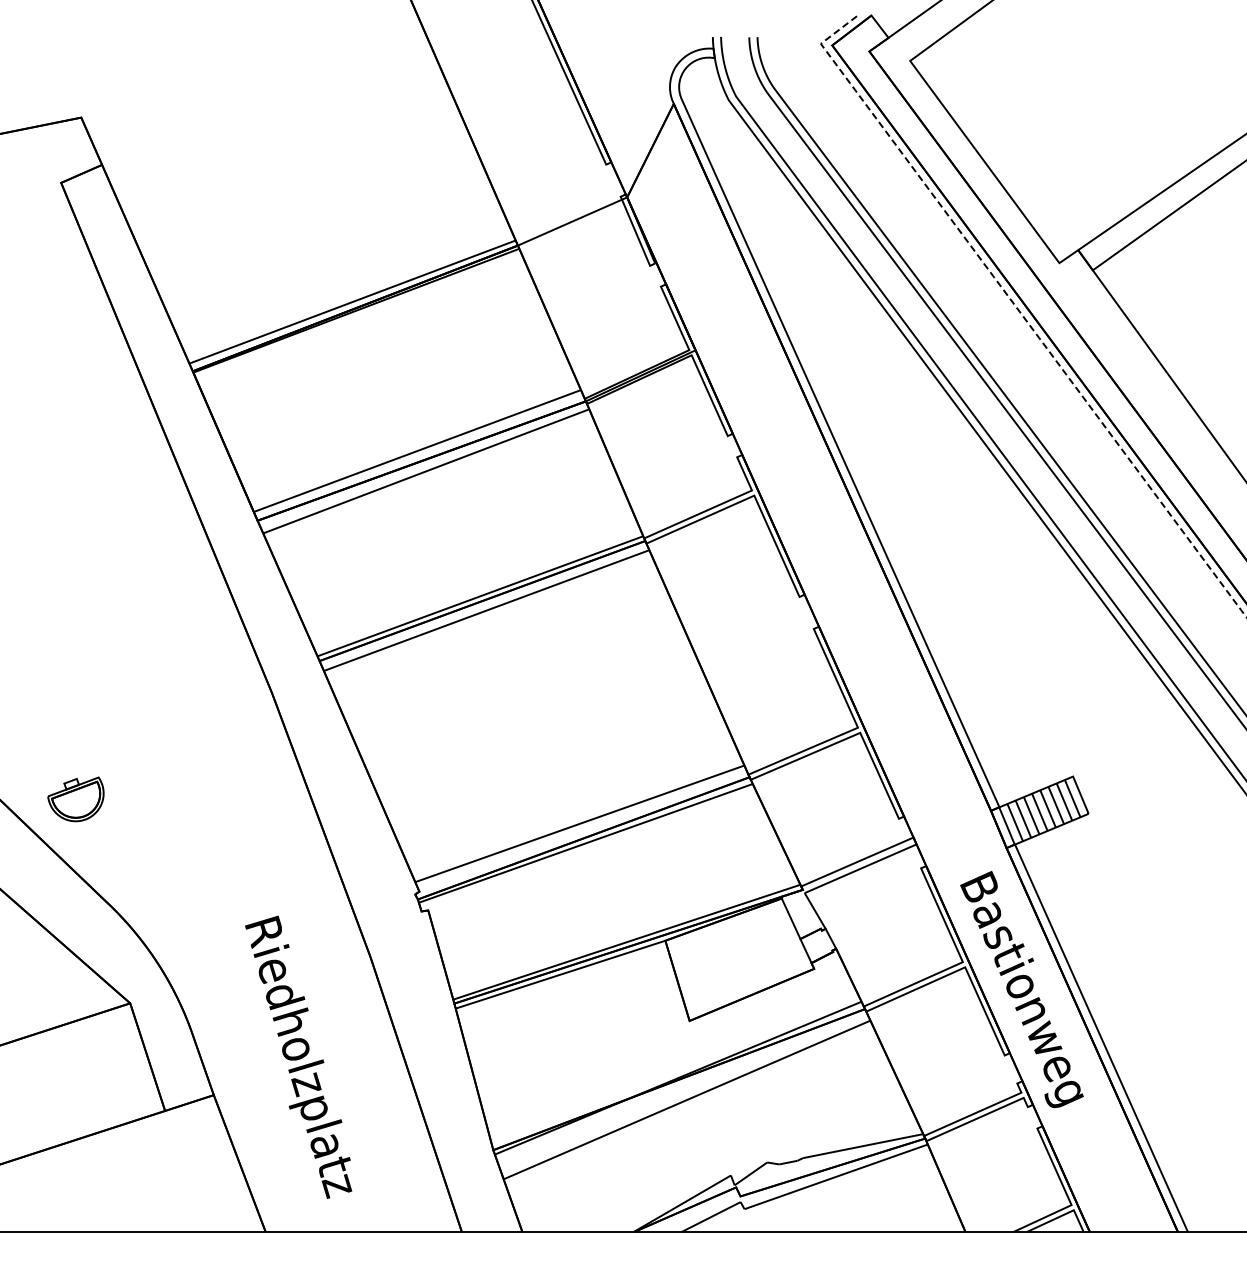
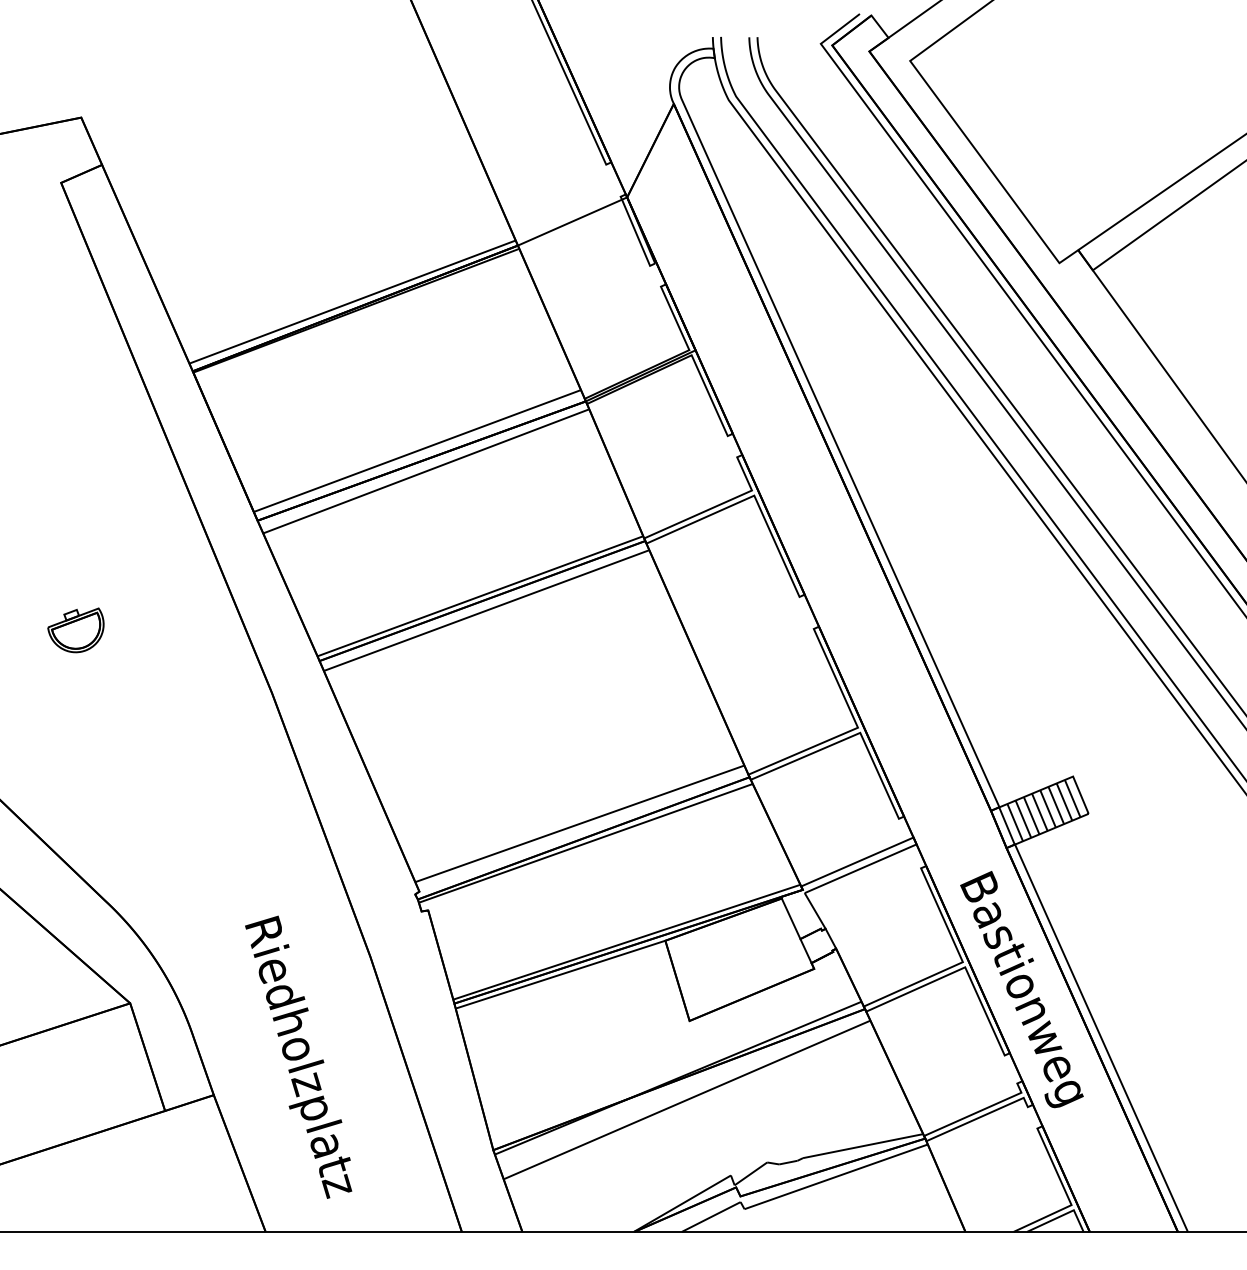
line: dashed -> solid (1018, 310)
part position: (75, 799) -> (75, 630) (75, 630)
